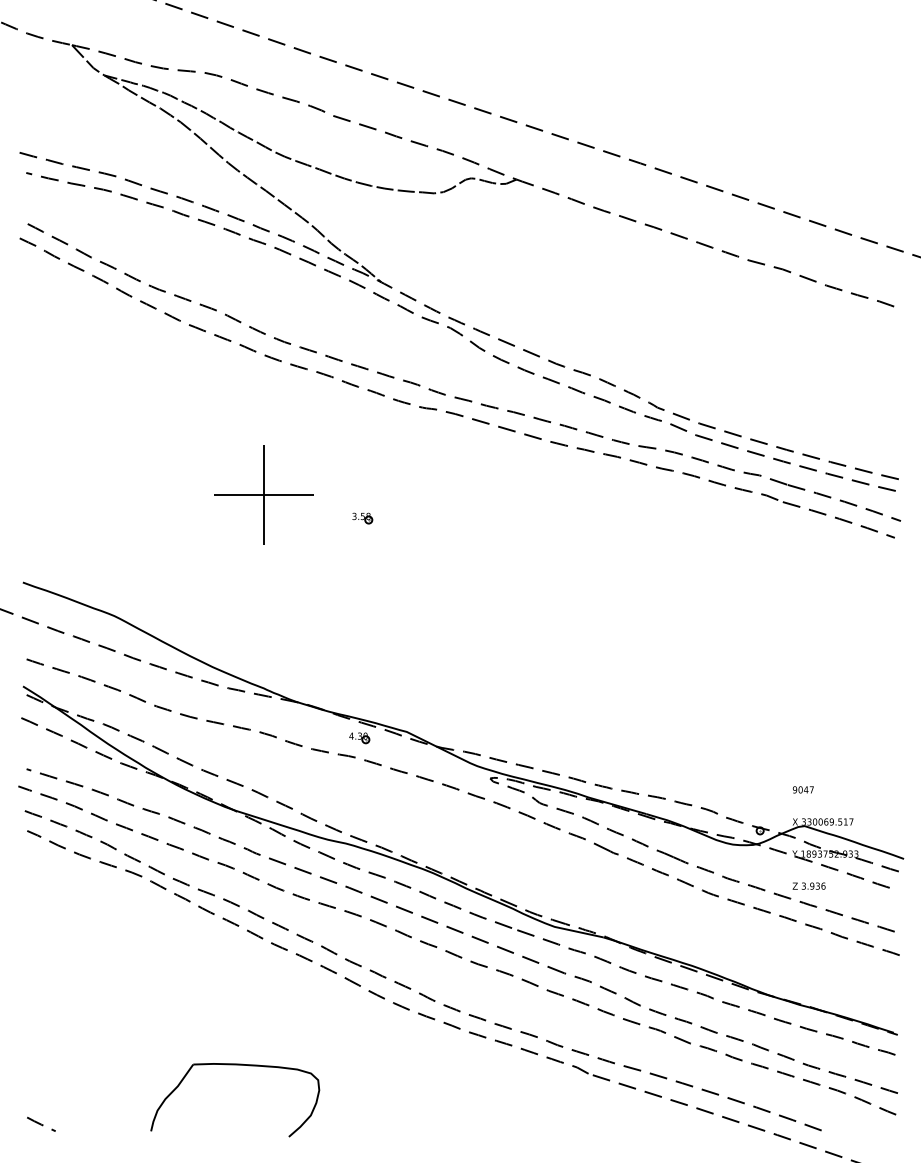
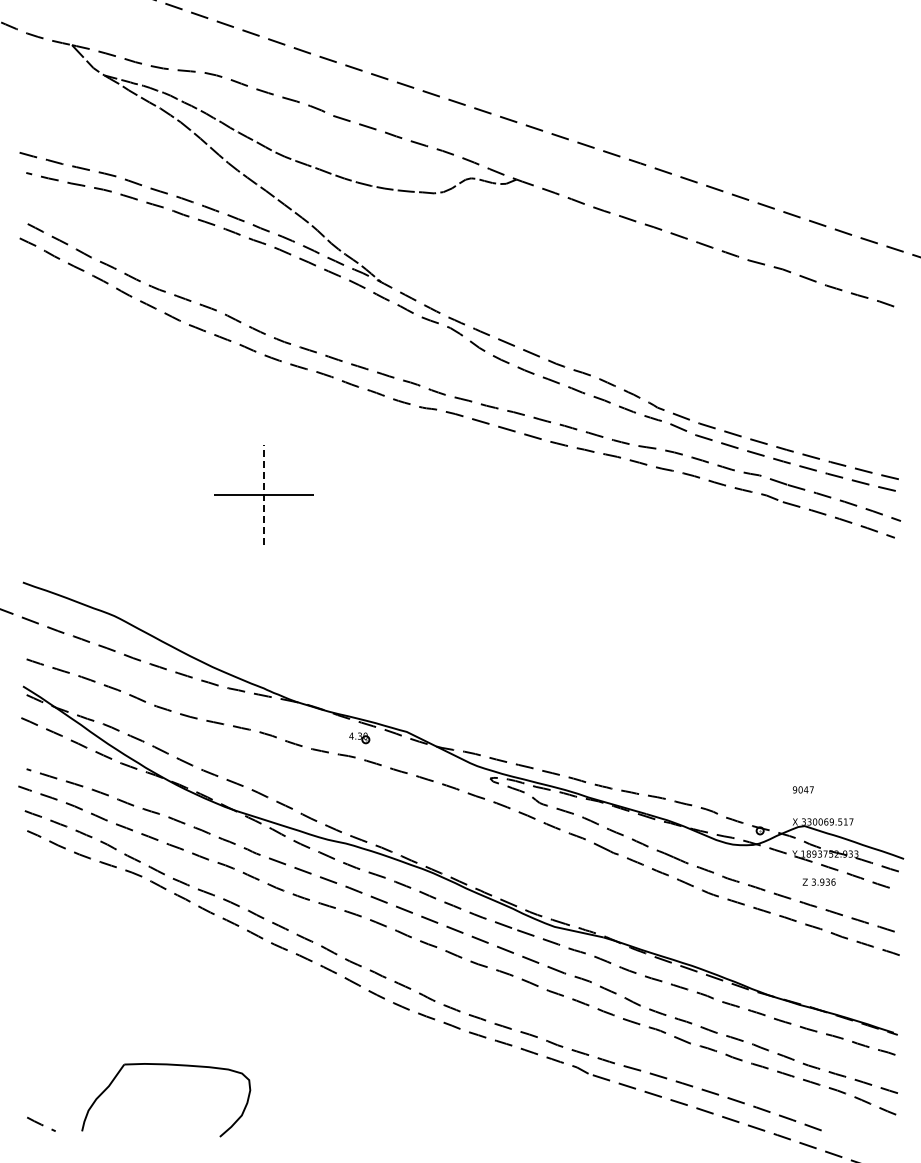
line: solid -> dashed (264, 495)
part: present -> none (362, 518)
text position: (808, 885) -> (818, 881) (818, 881)
part position: (235, 1065) -> (166, 1065) (166, 1065)
